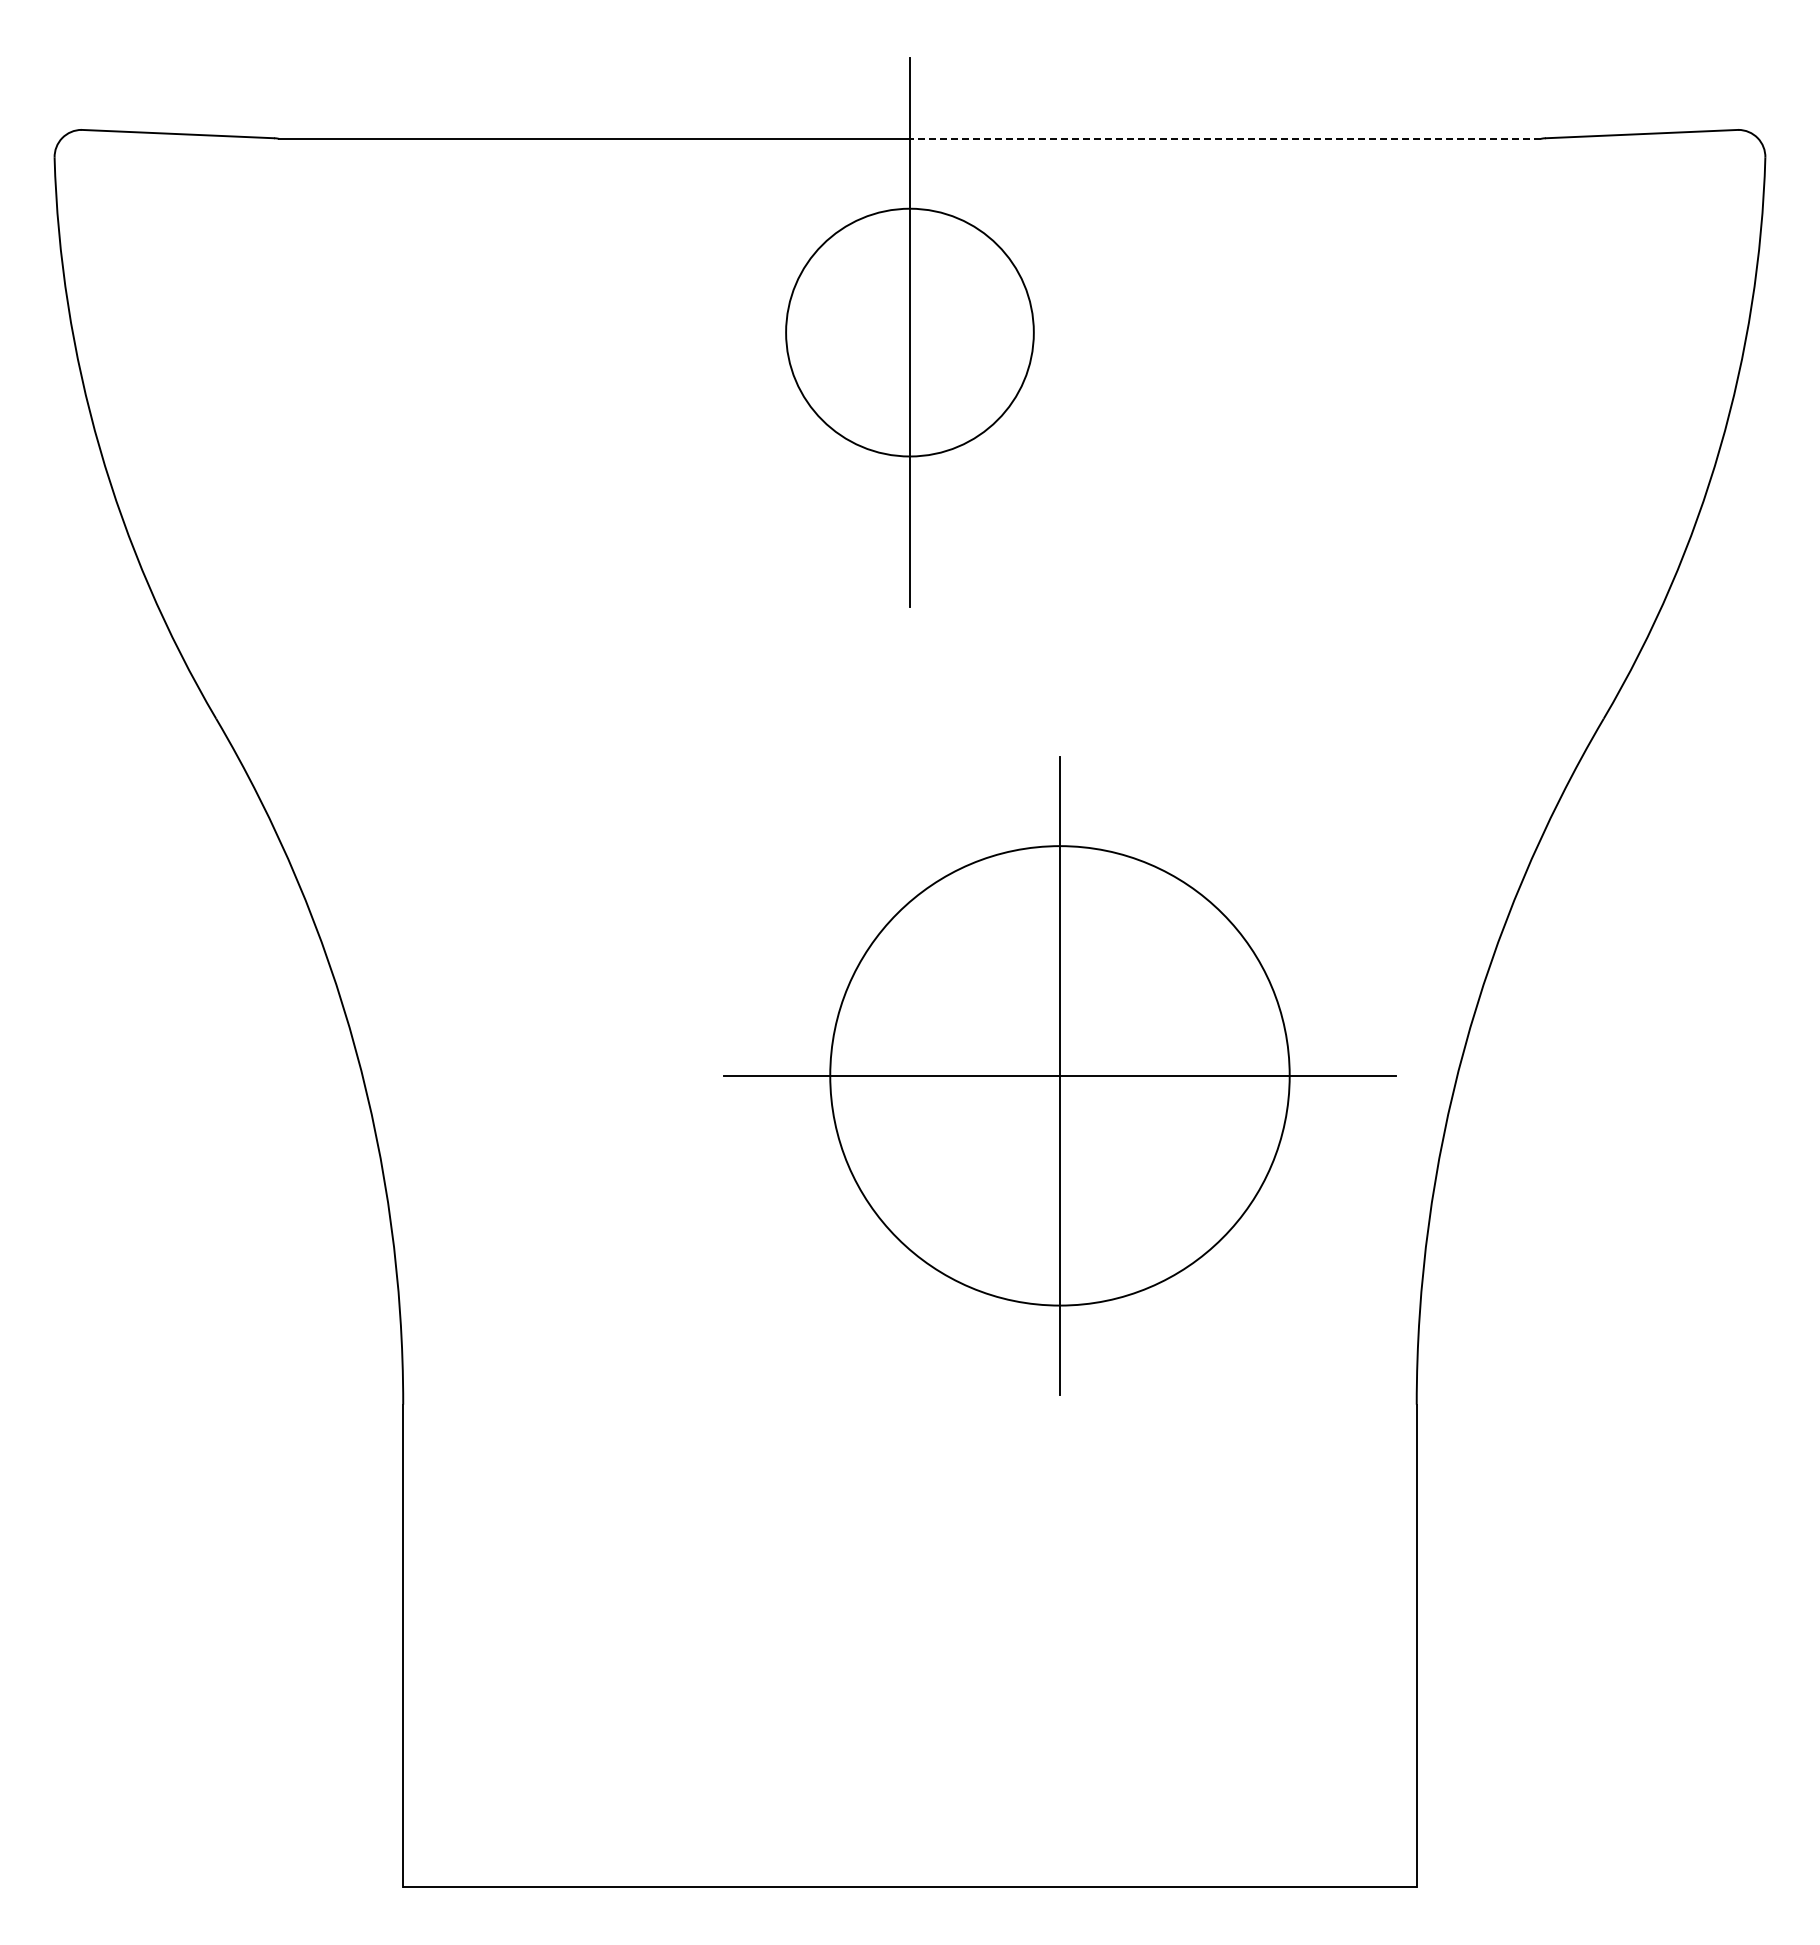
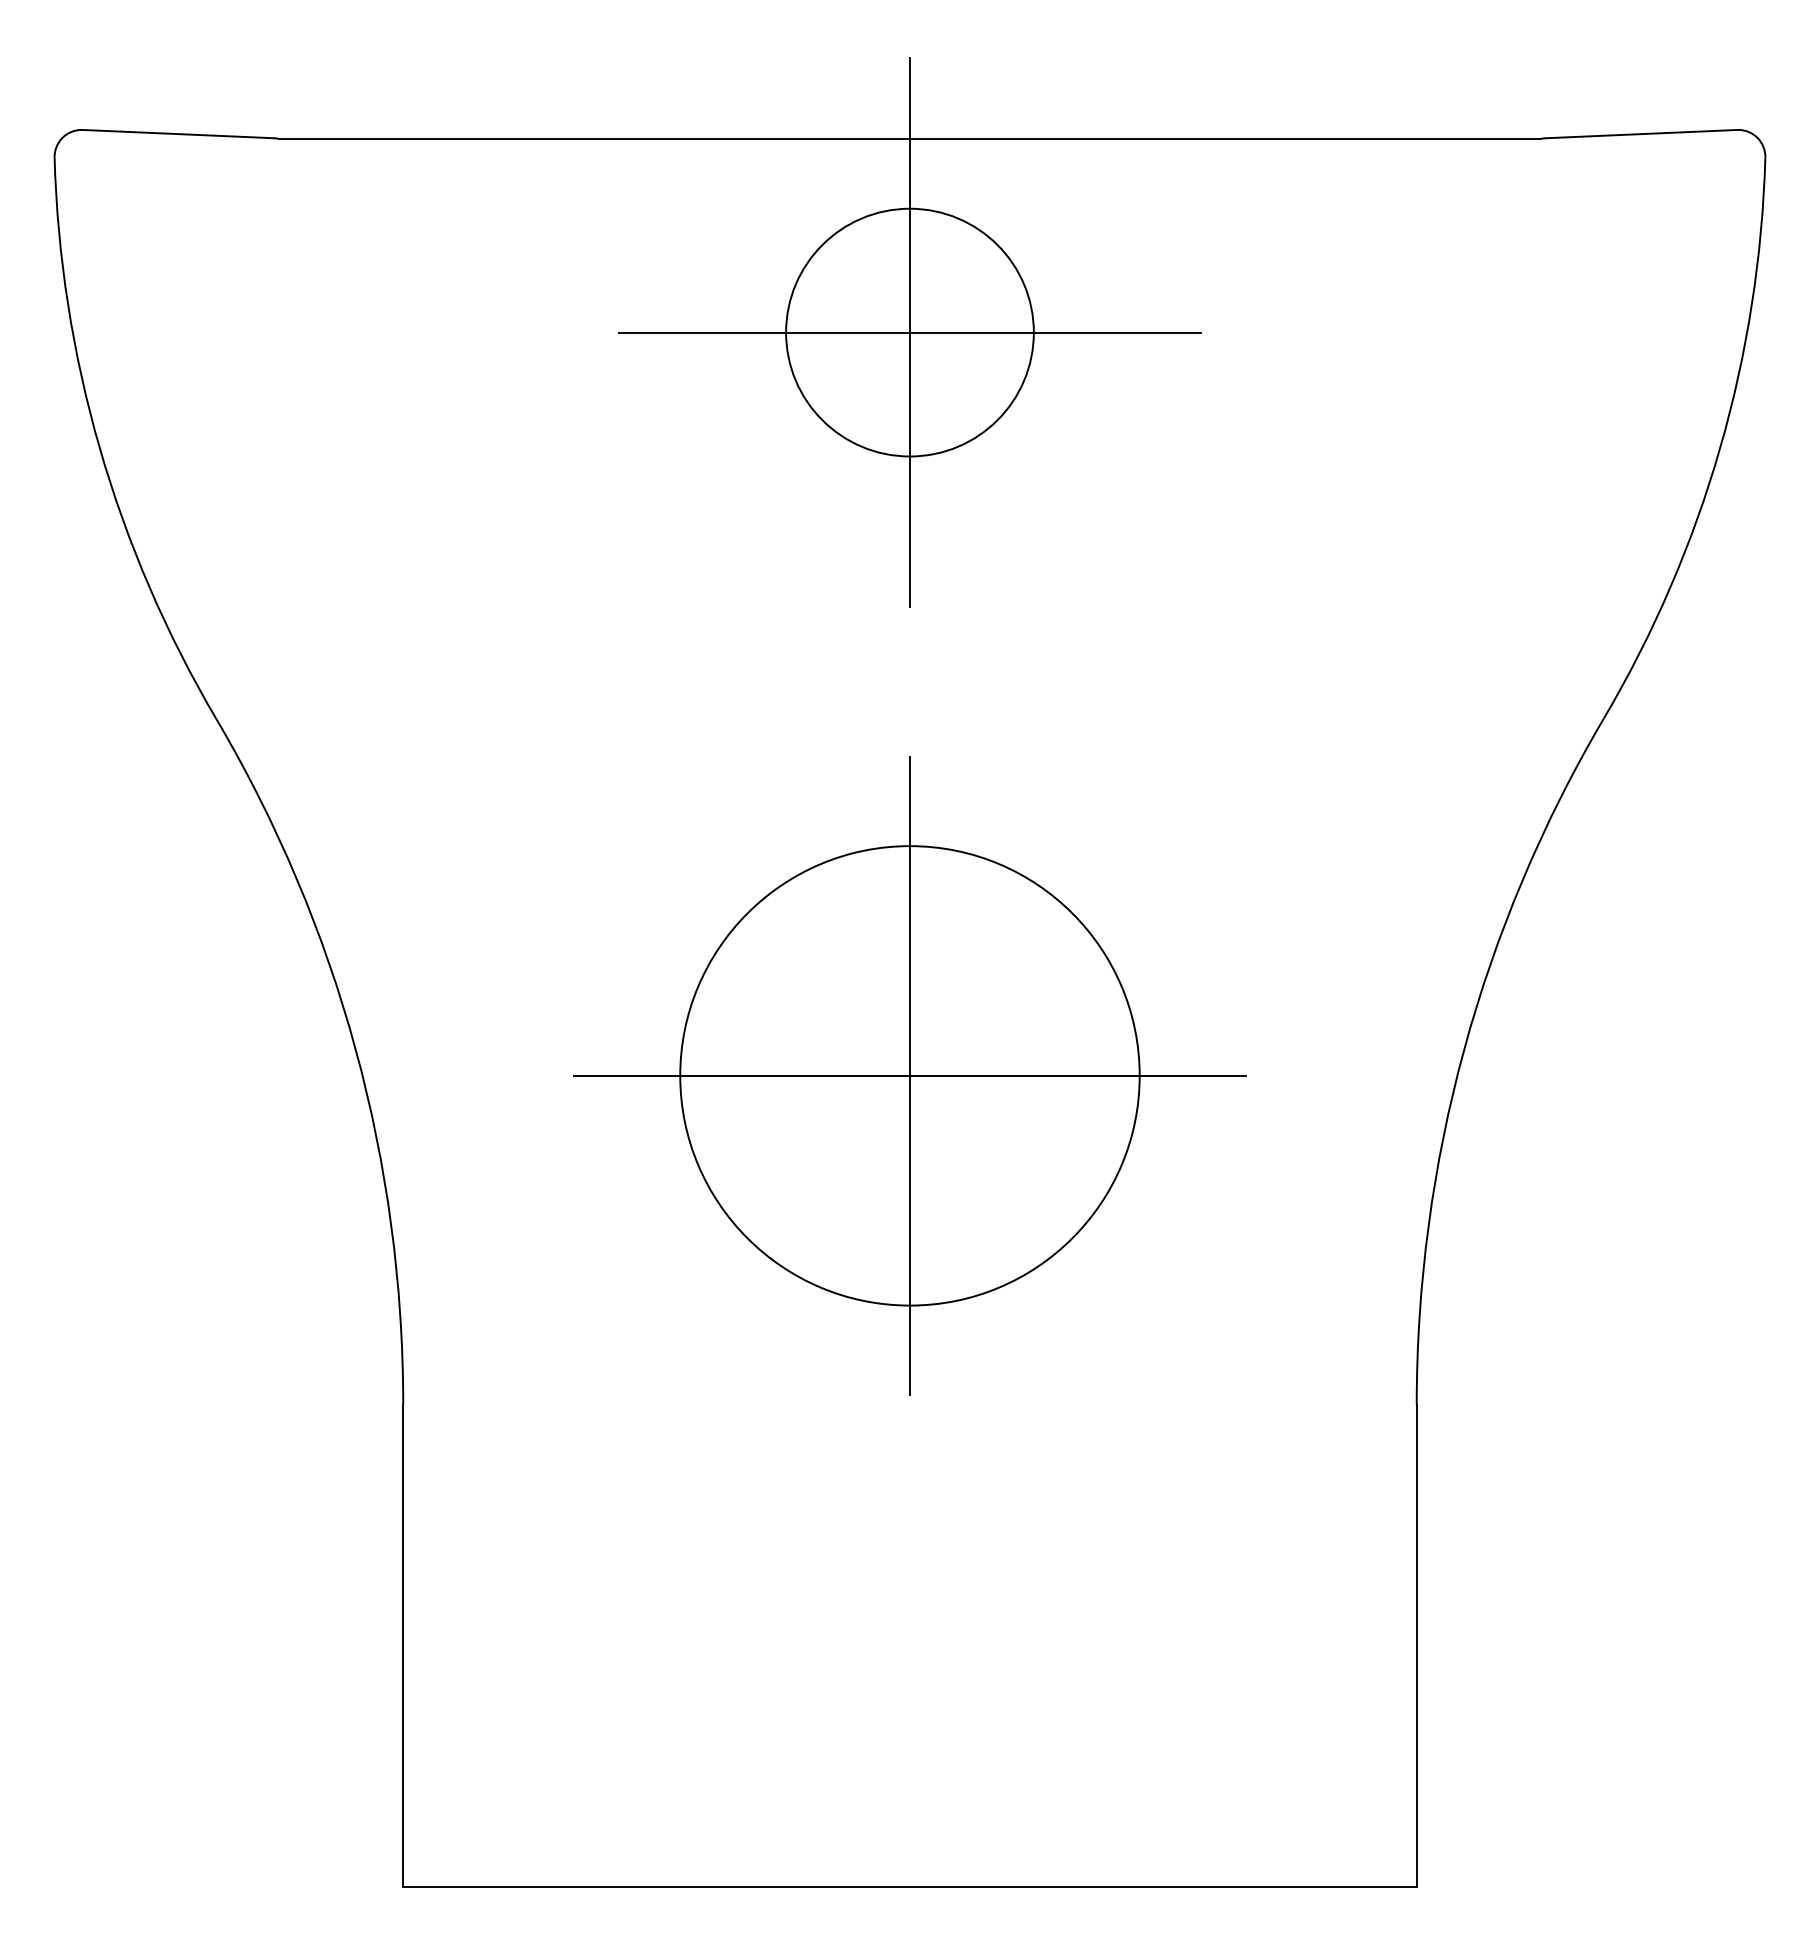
line: dashed -> solid (1224, 138)
line: none -> present (909, 332)
part position: (1059, 1075) -> (909, 1075) (909, 1075)
